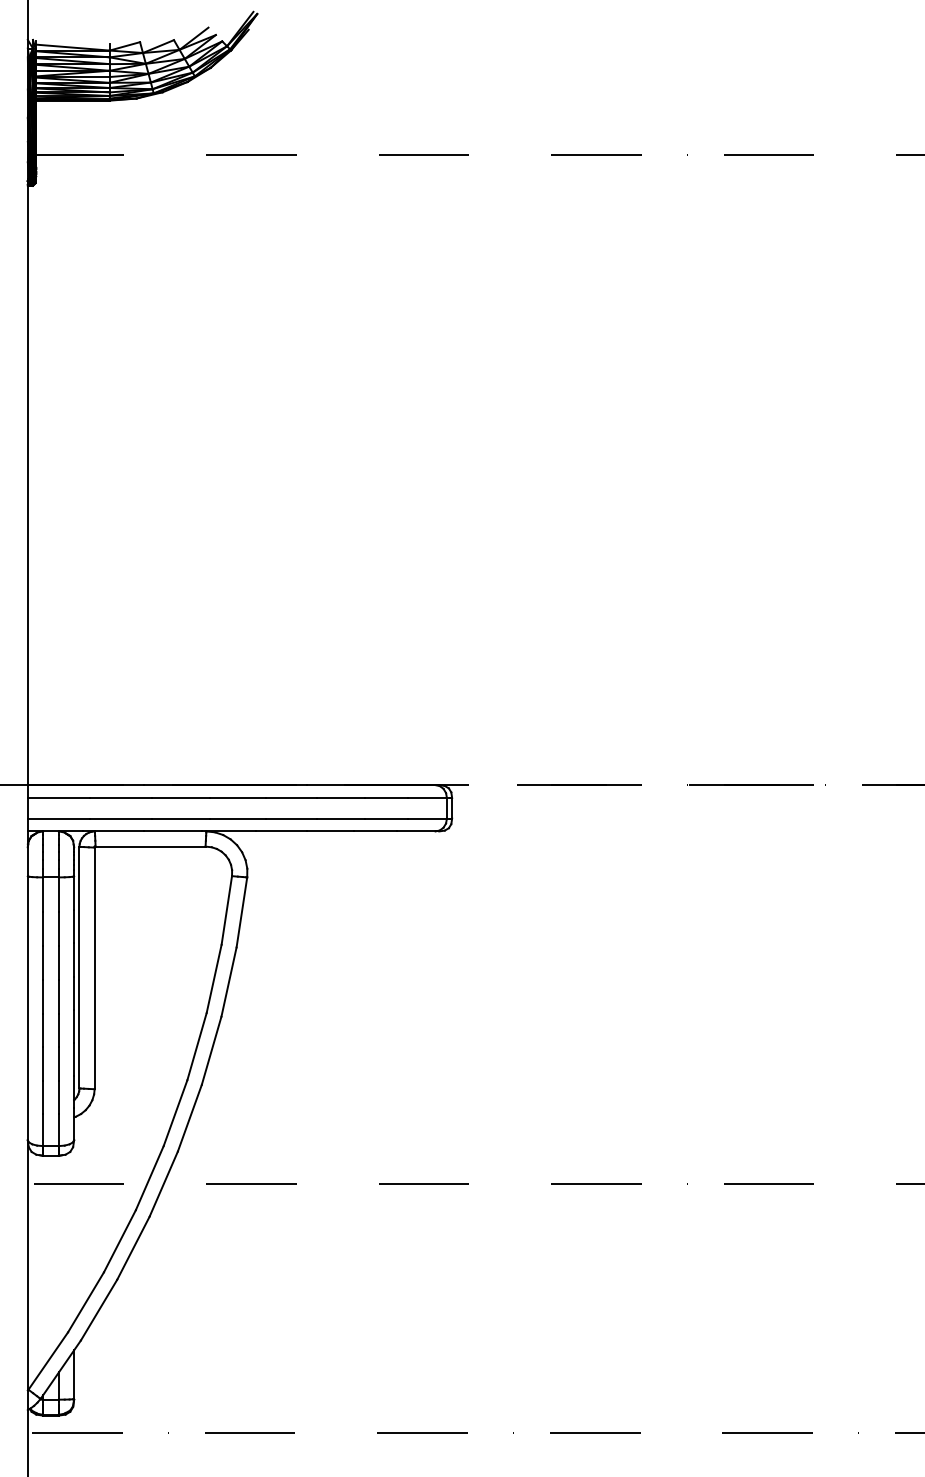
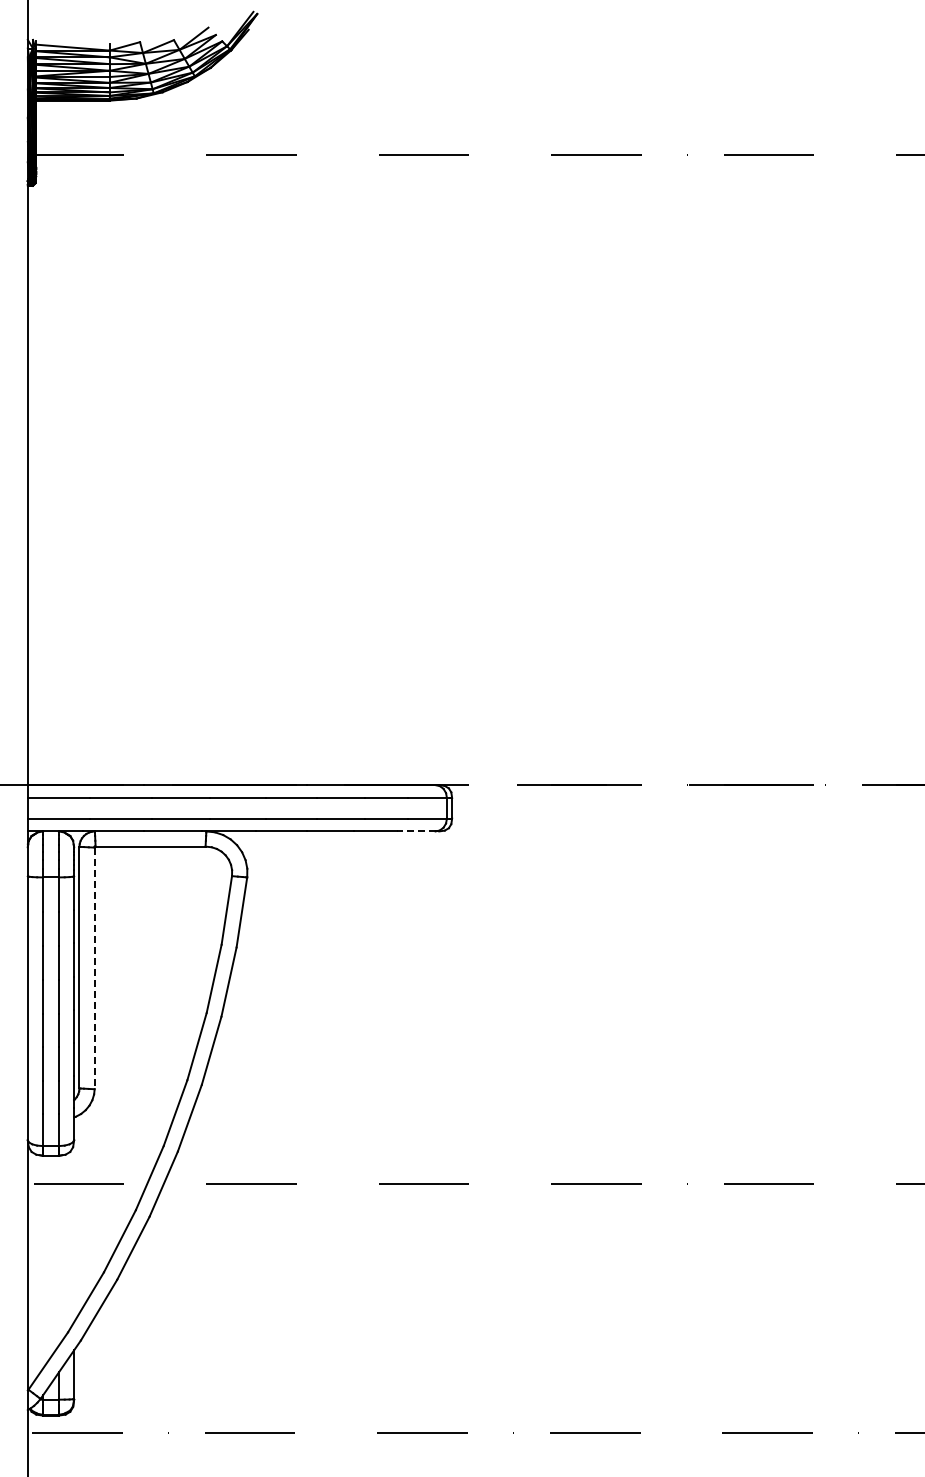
line: solid -> dashed (415, 831)
line: solid -> dashed (94, 968)
